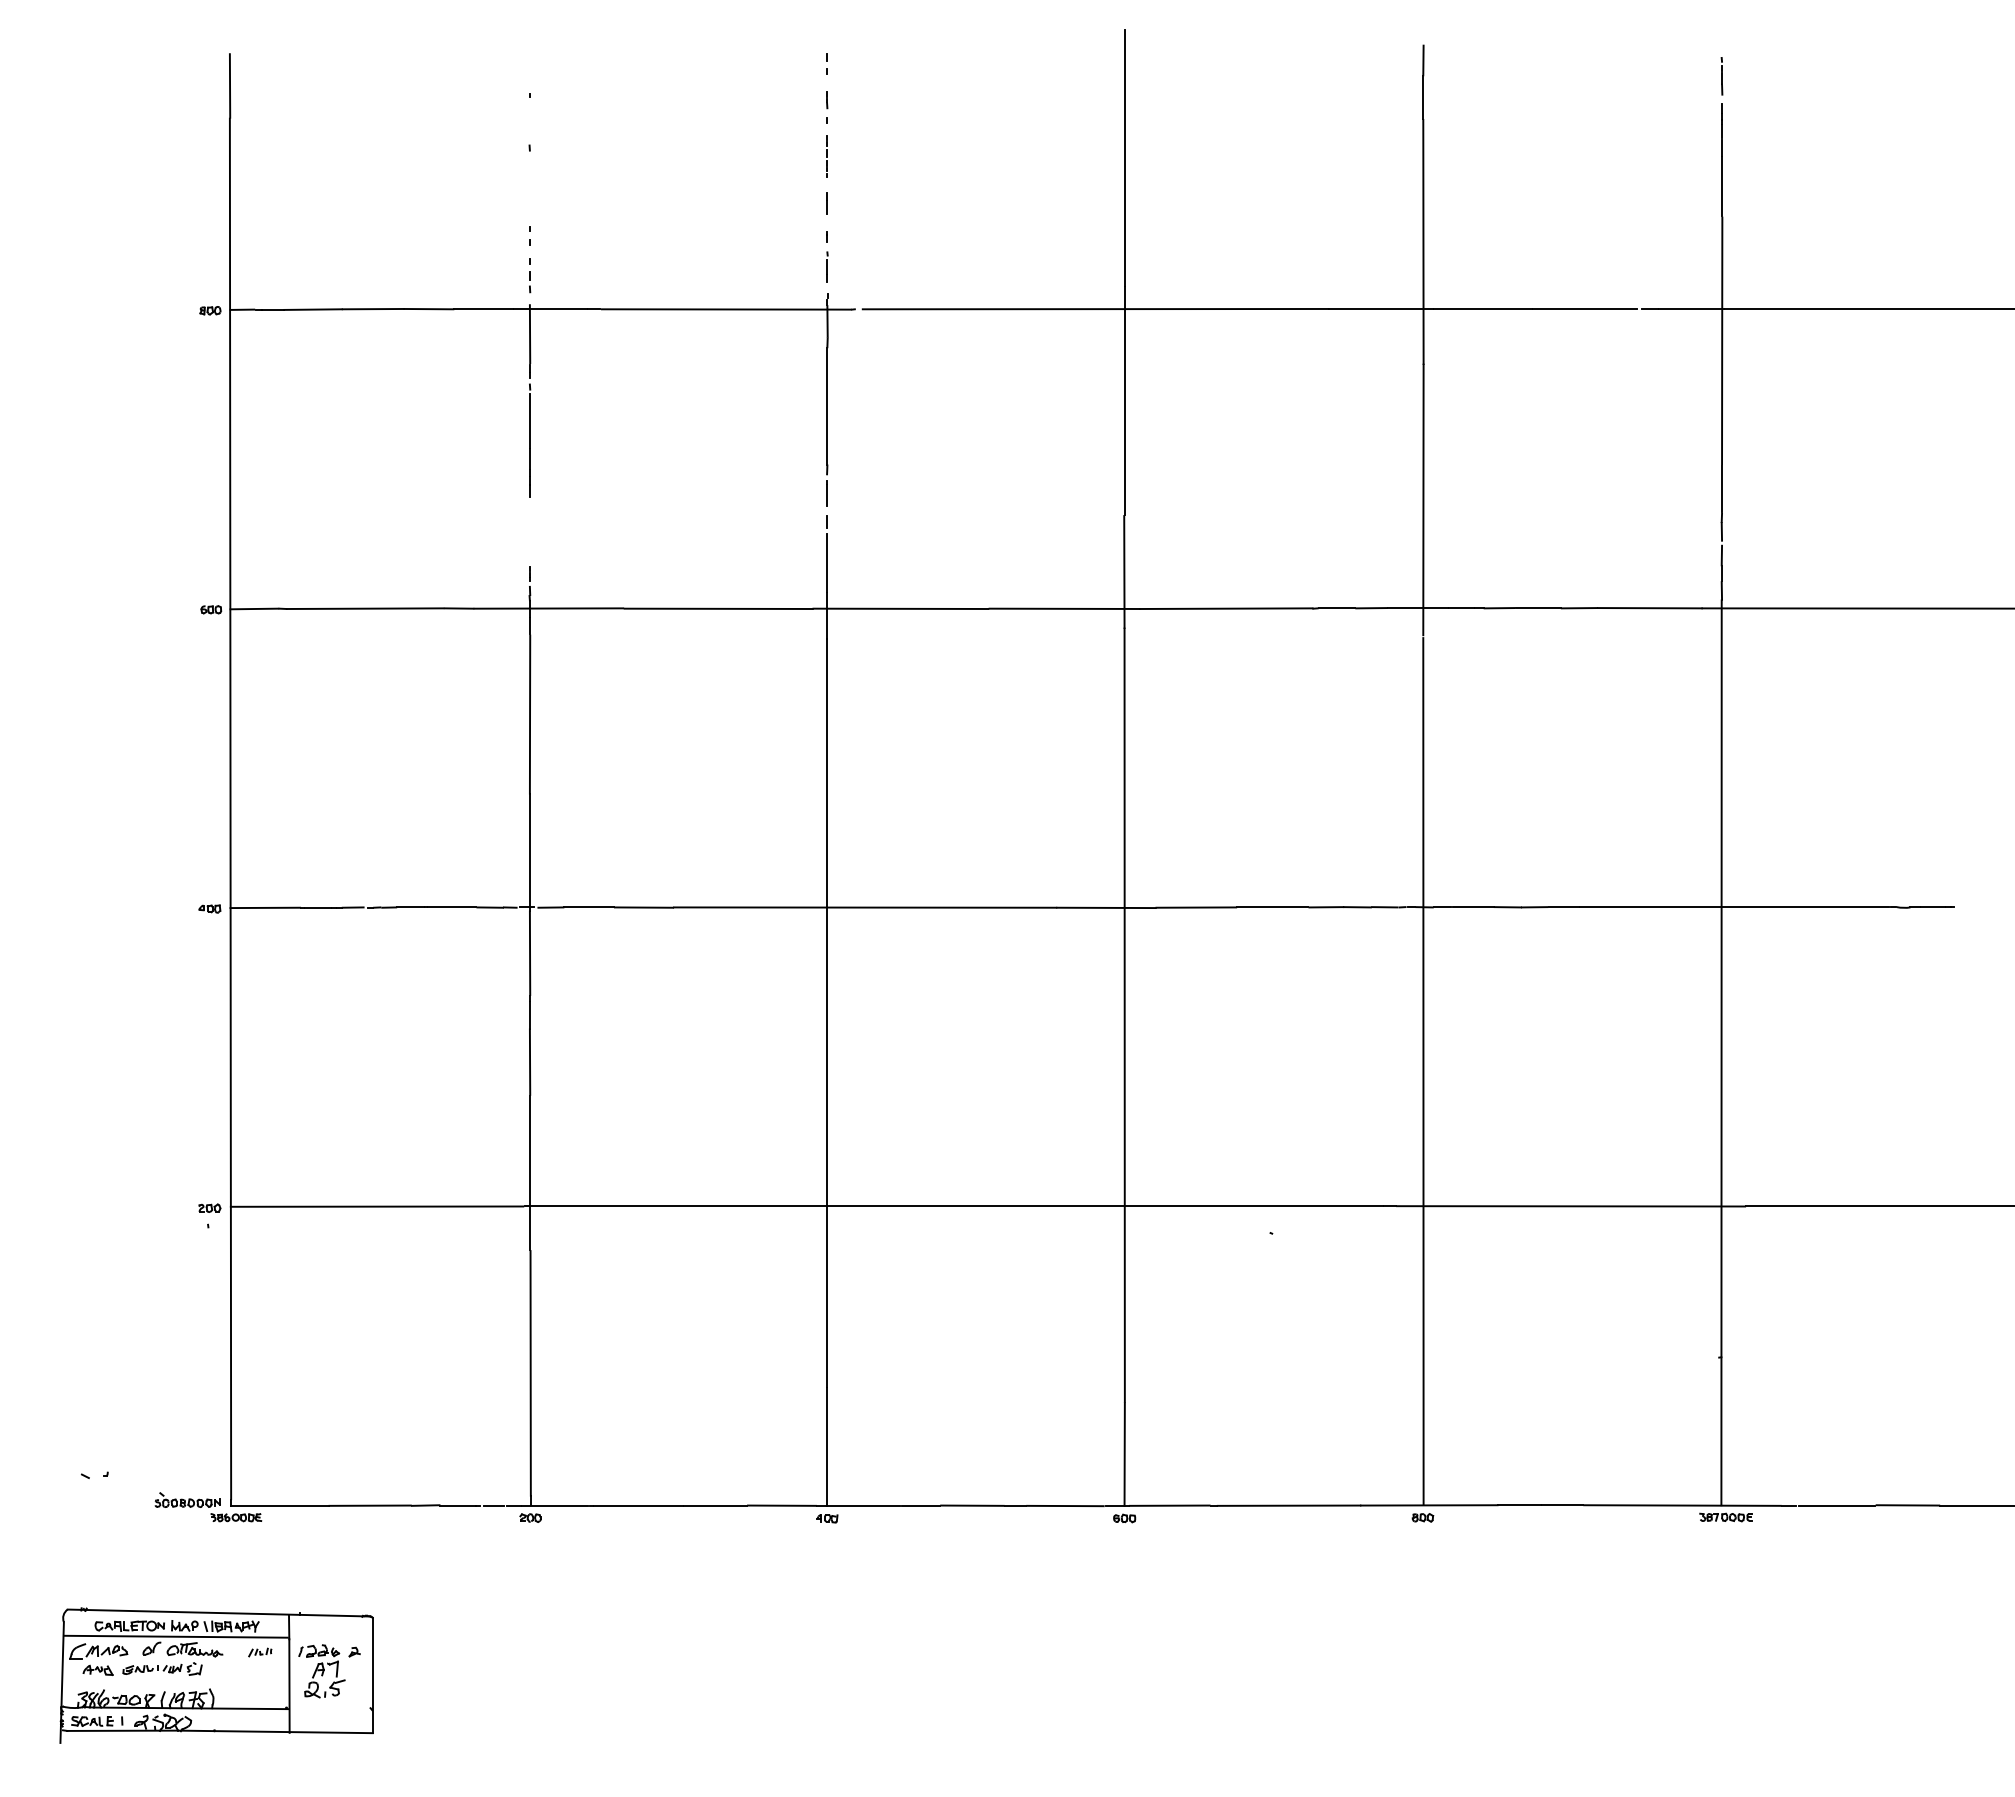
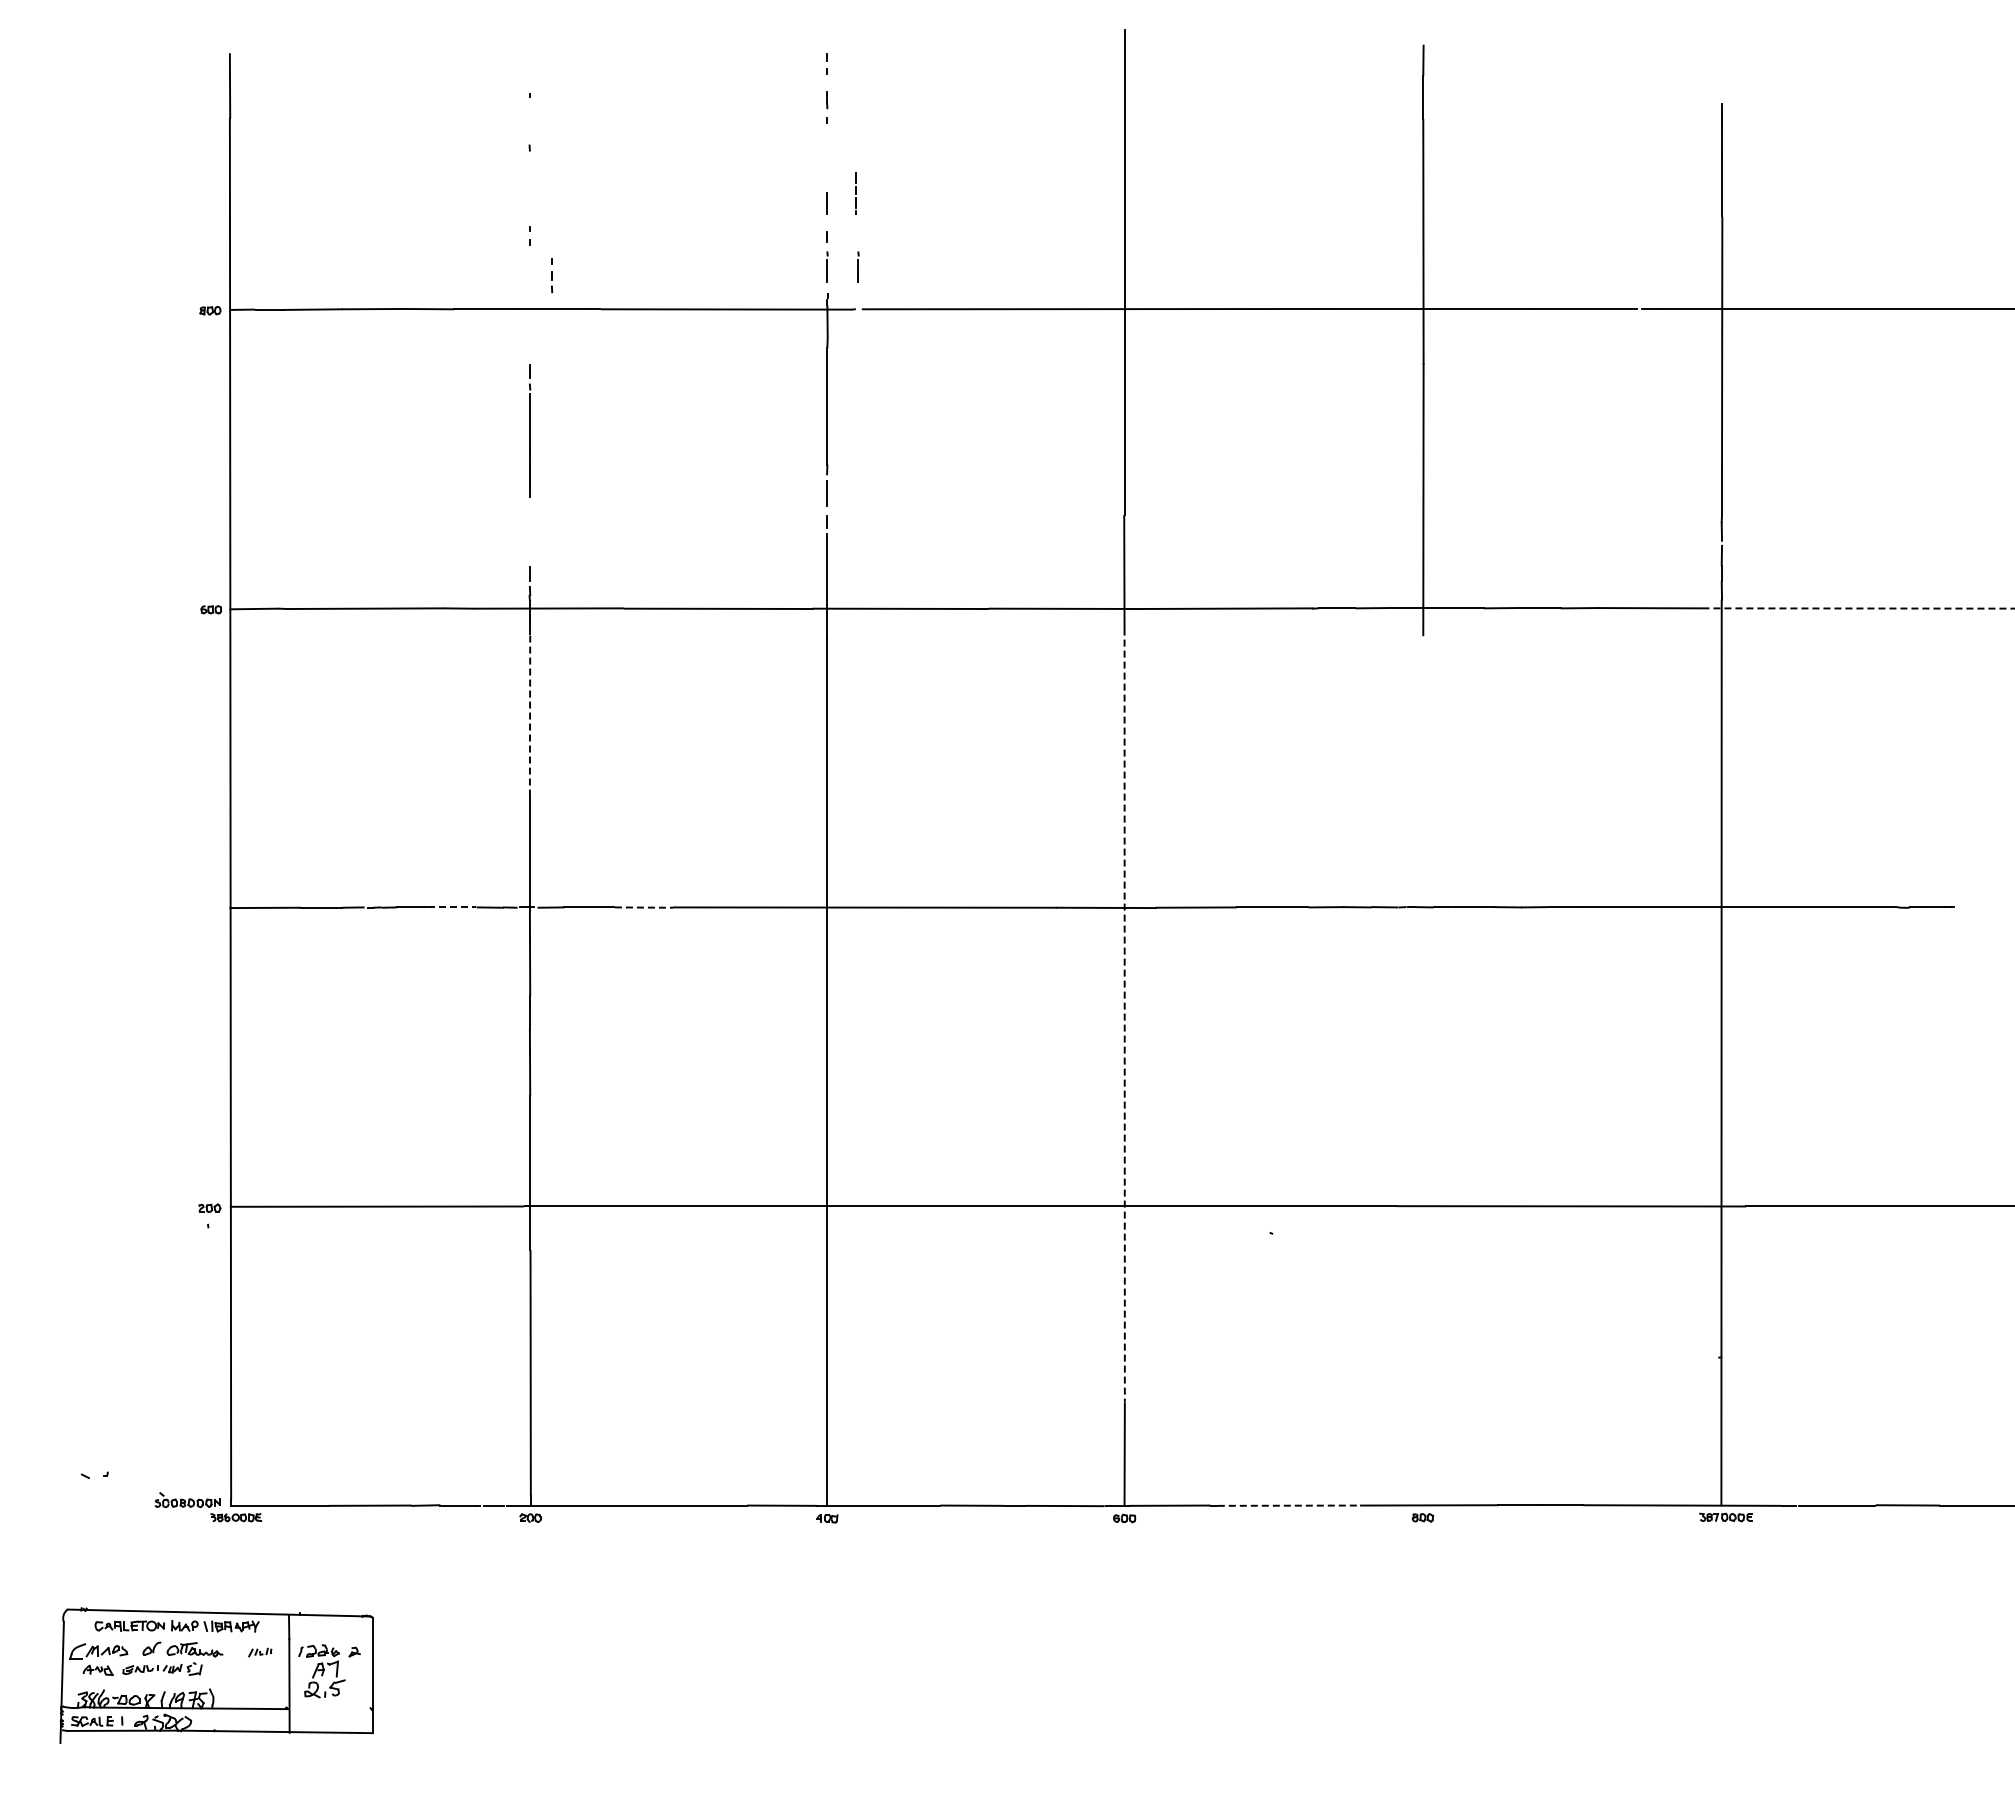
line: present -> none (1721, 76)
line position: (826, 156) -> (855, 193) (855, 193)
line: none -> present (858, 266)
part position: (530, 275) -> (552, 275) (552, 275)
line: present -> none (529, 334)
line: solid -> dashed (1858, 608)
line: solid -> dashed (530, 715)
line: solid -> dashed (452, 907)
line: solid -> dashed (644, 907)
part: present -> none (209, 908)
line: solid -> dashed (1124, 1015)
line: present -> none (1423, 1071)
line: solid -> dashed (1289, 1505)
line: present -> none (175, 1636)
